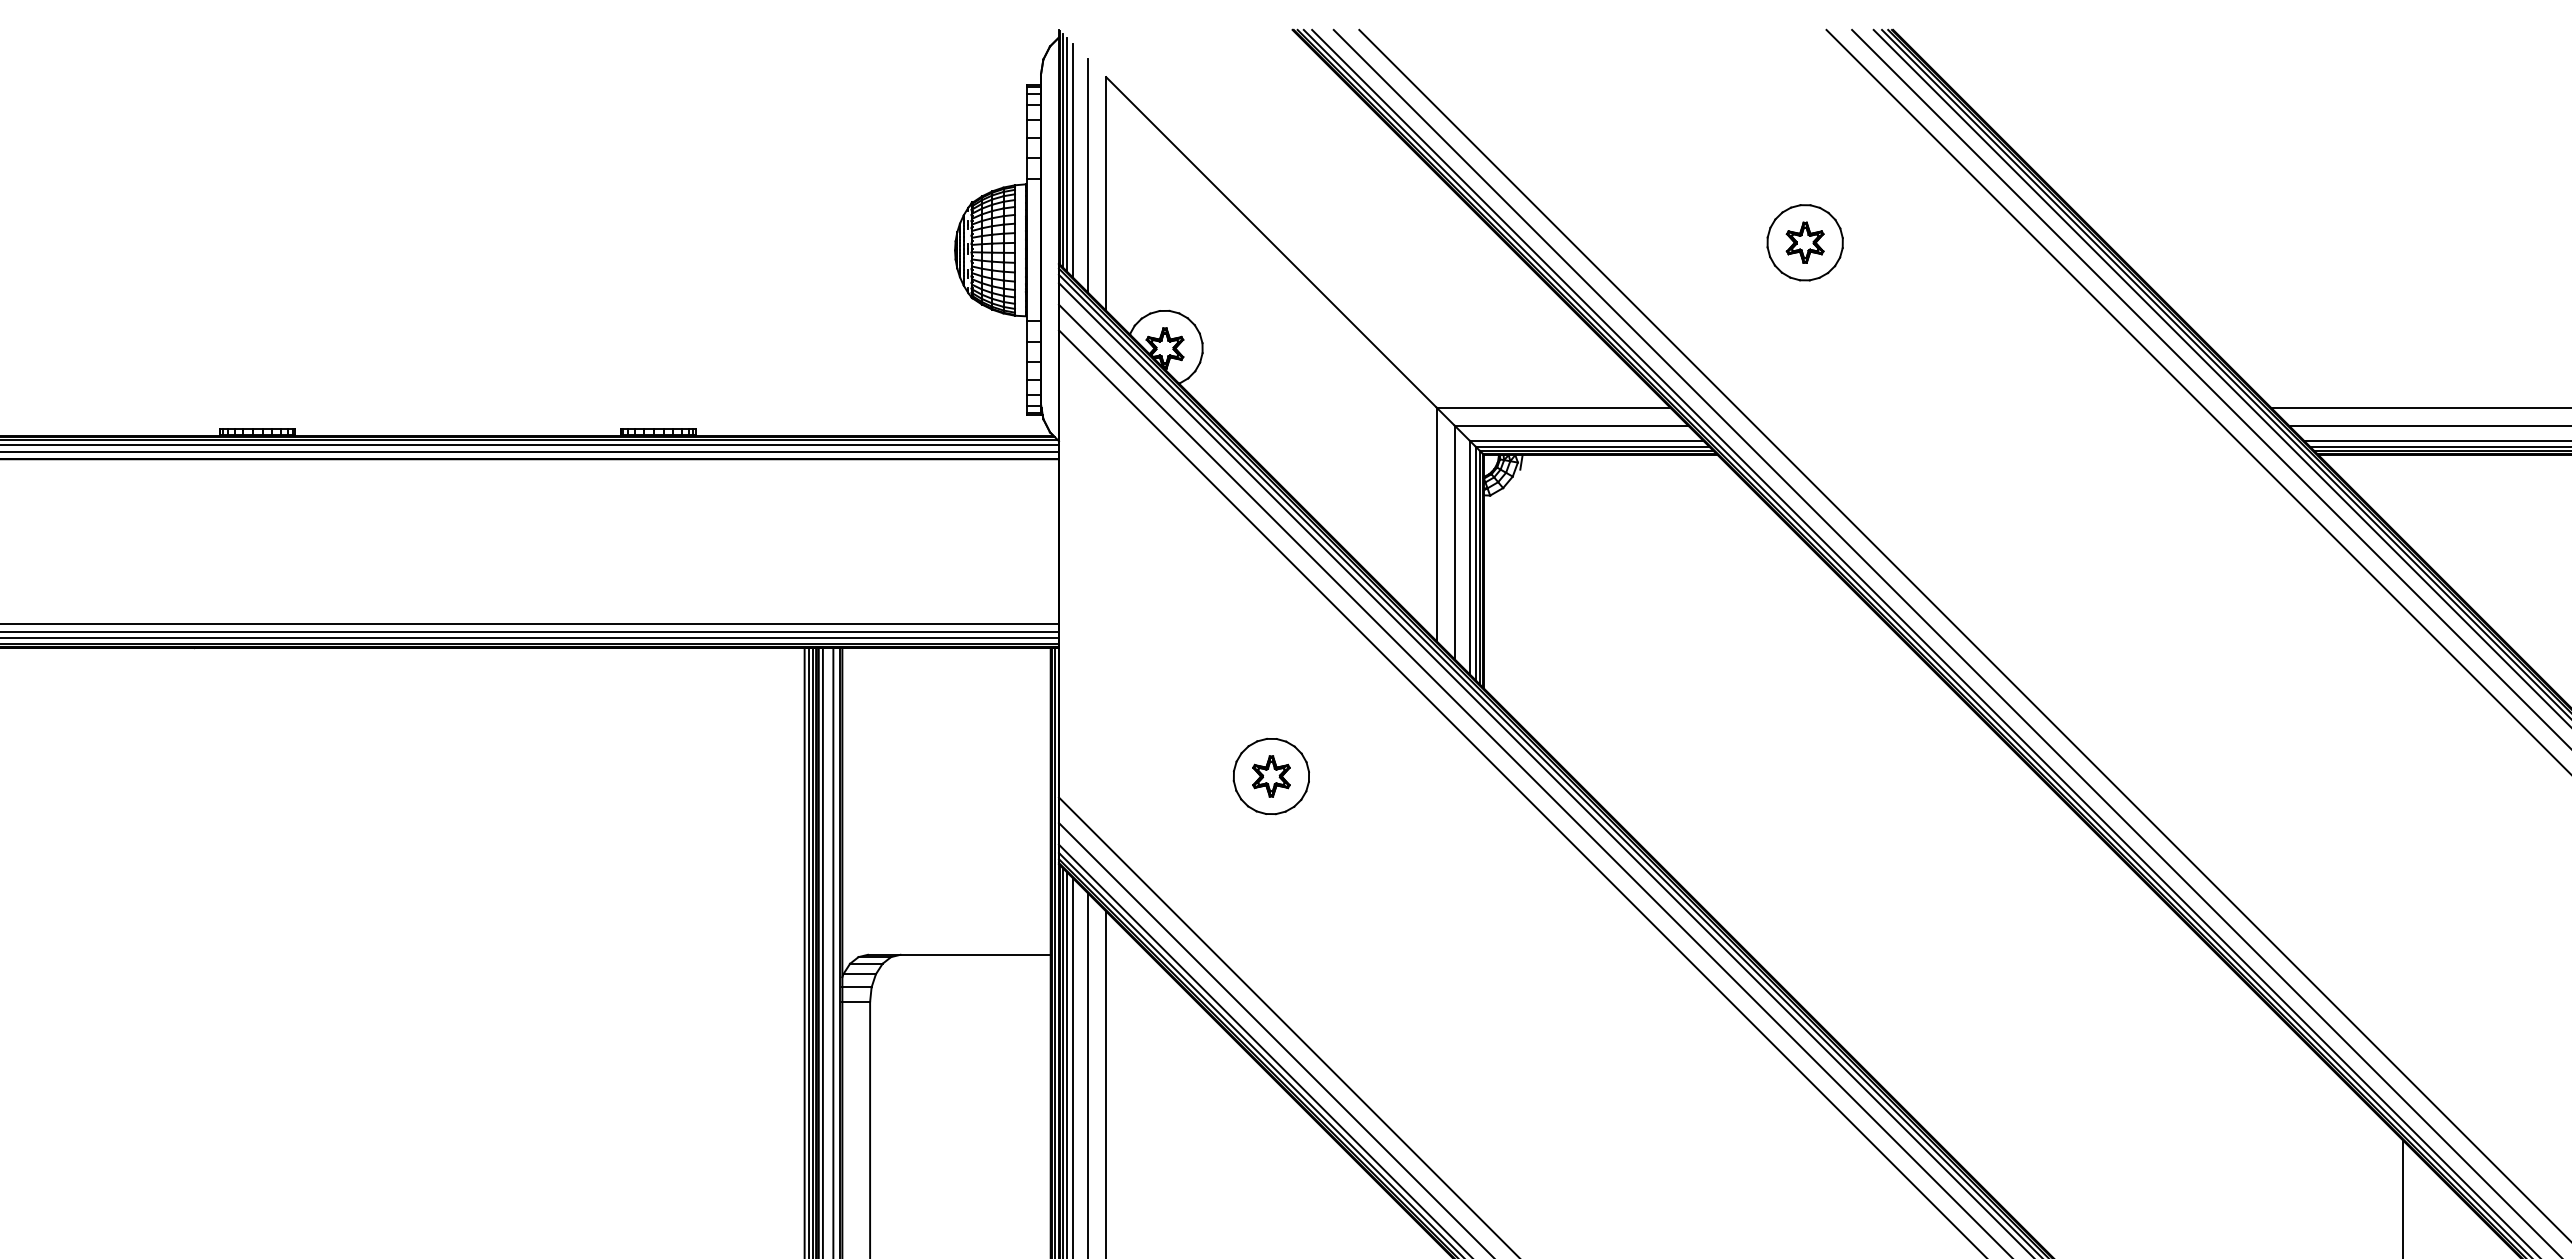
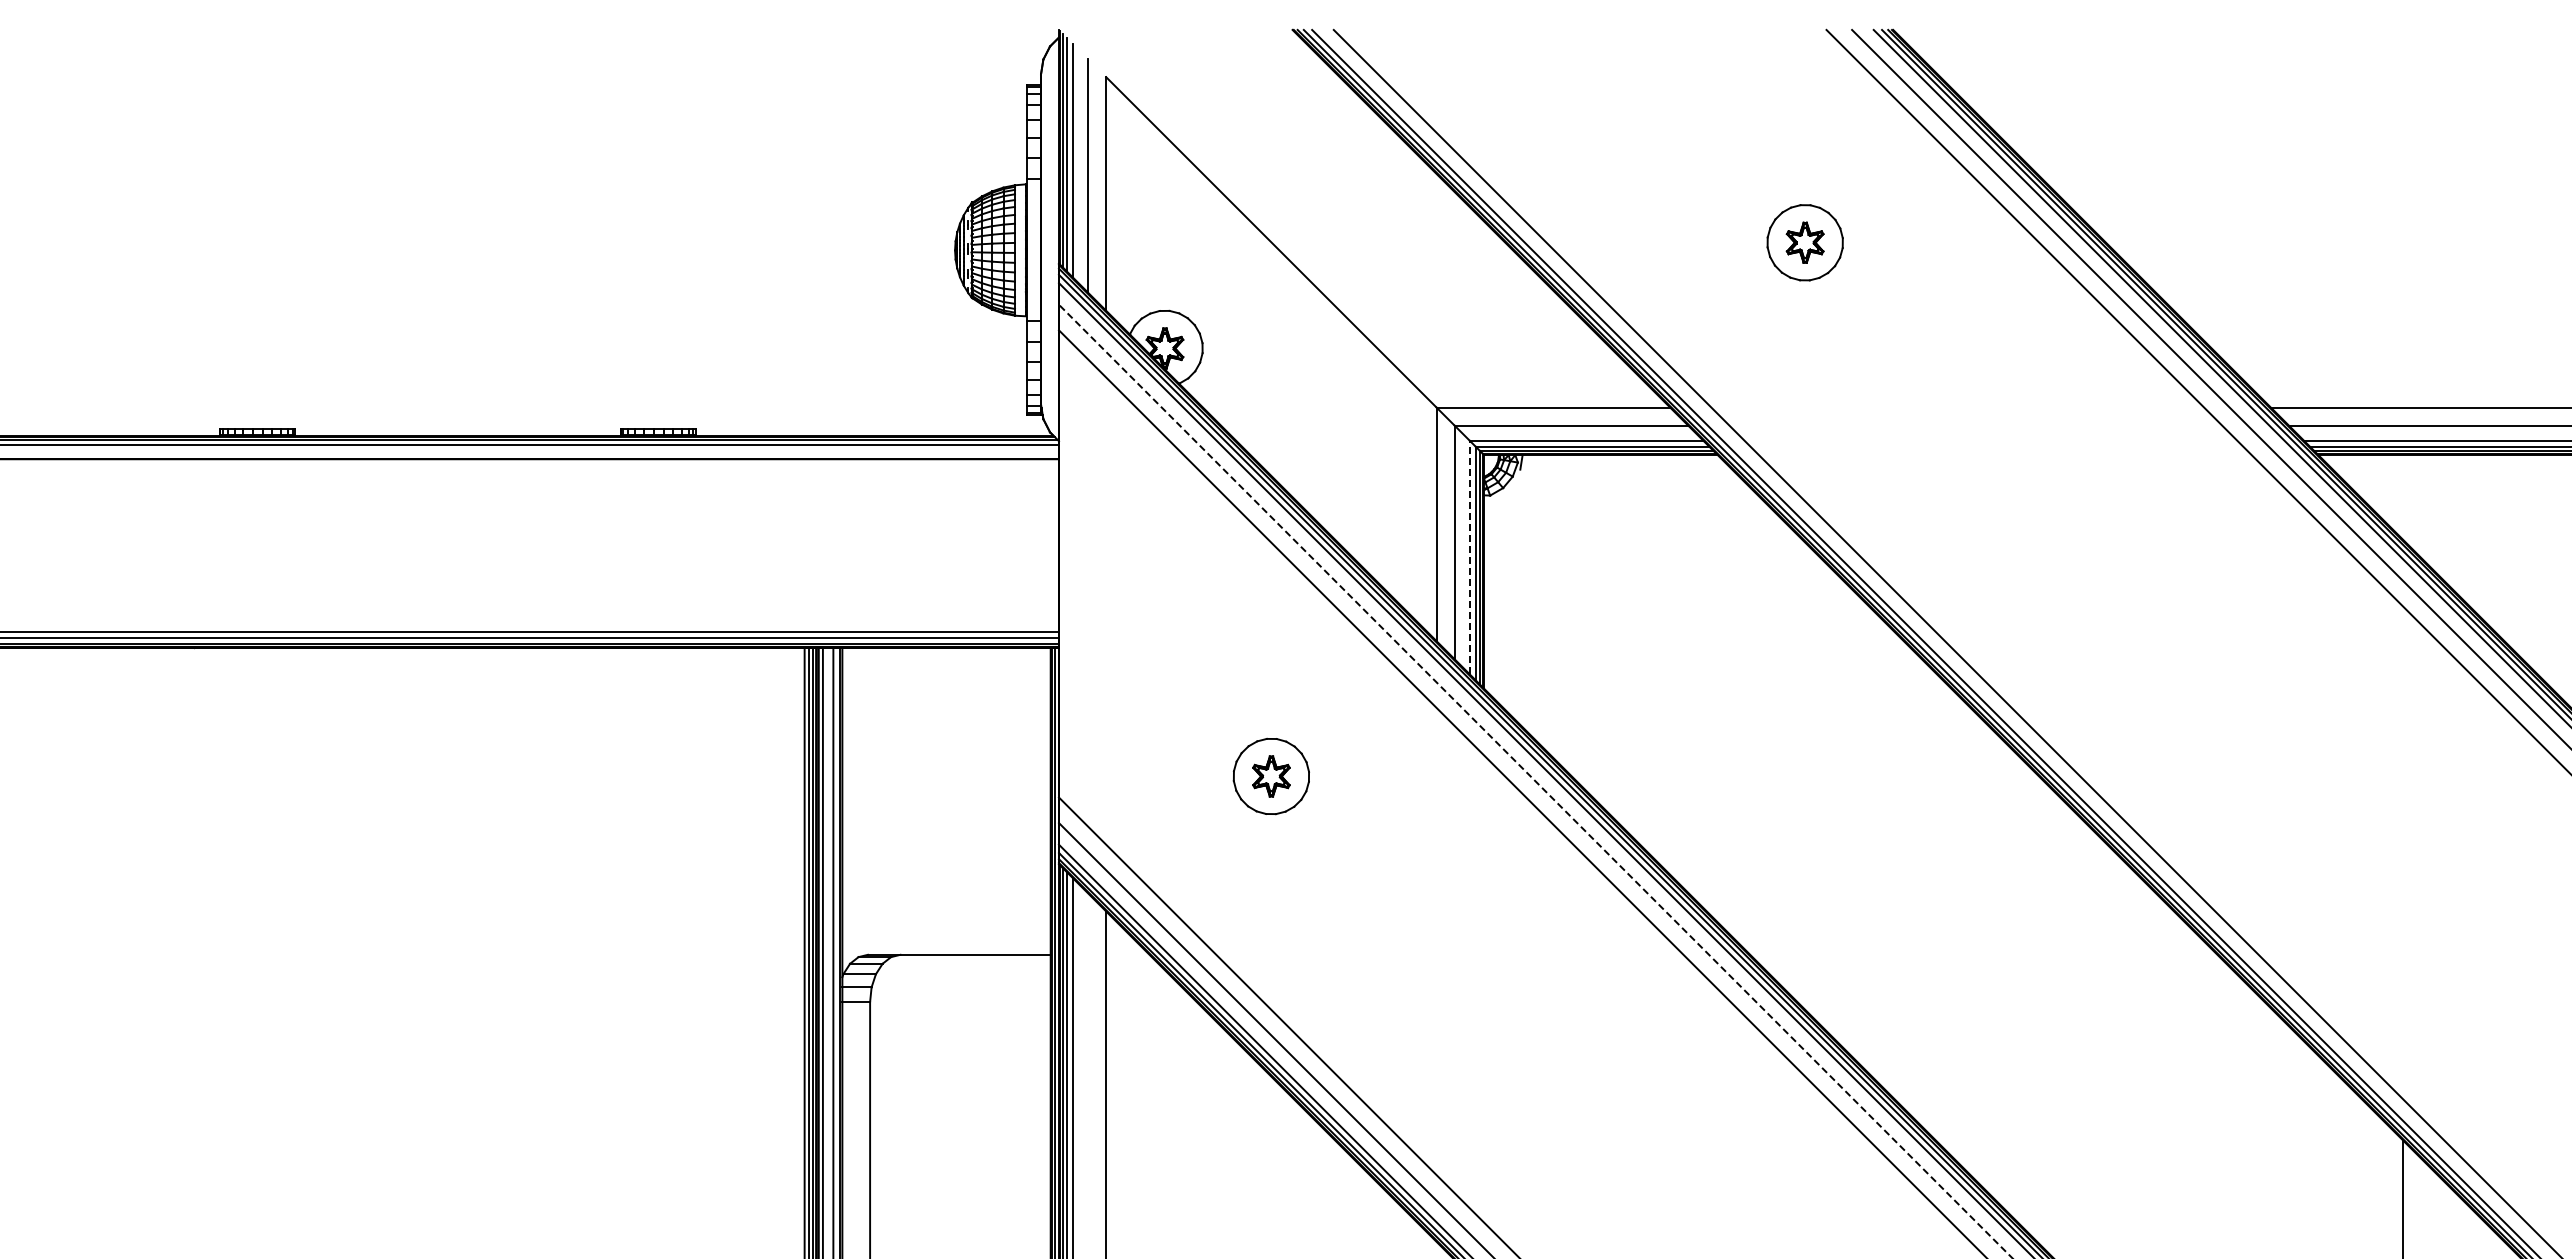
line: present -> none (530, 451)
line: solid -> dashed (1469, 557)
line: present -> none (530, 624)
line: present -> none (1963, 634)
line: solid -> dashed (1535, 781)
line: present -> none (1088, 1074)
